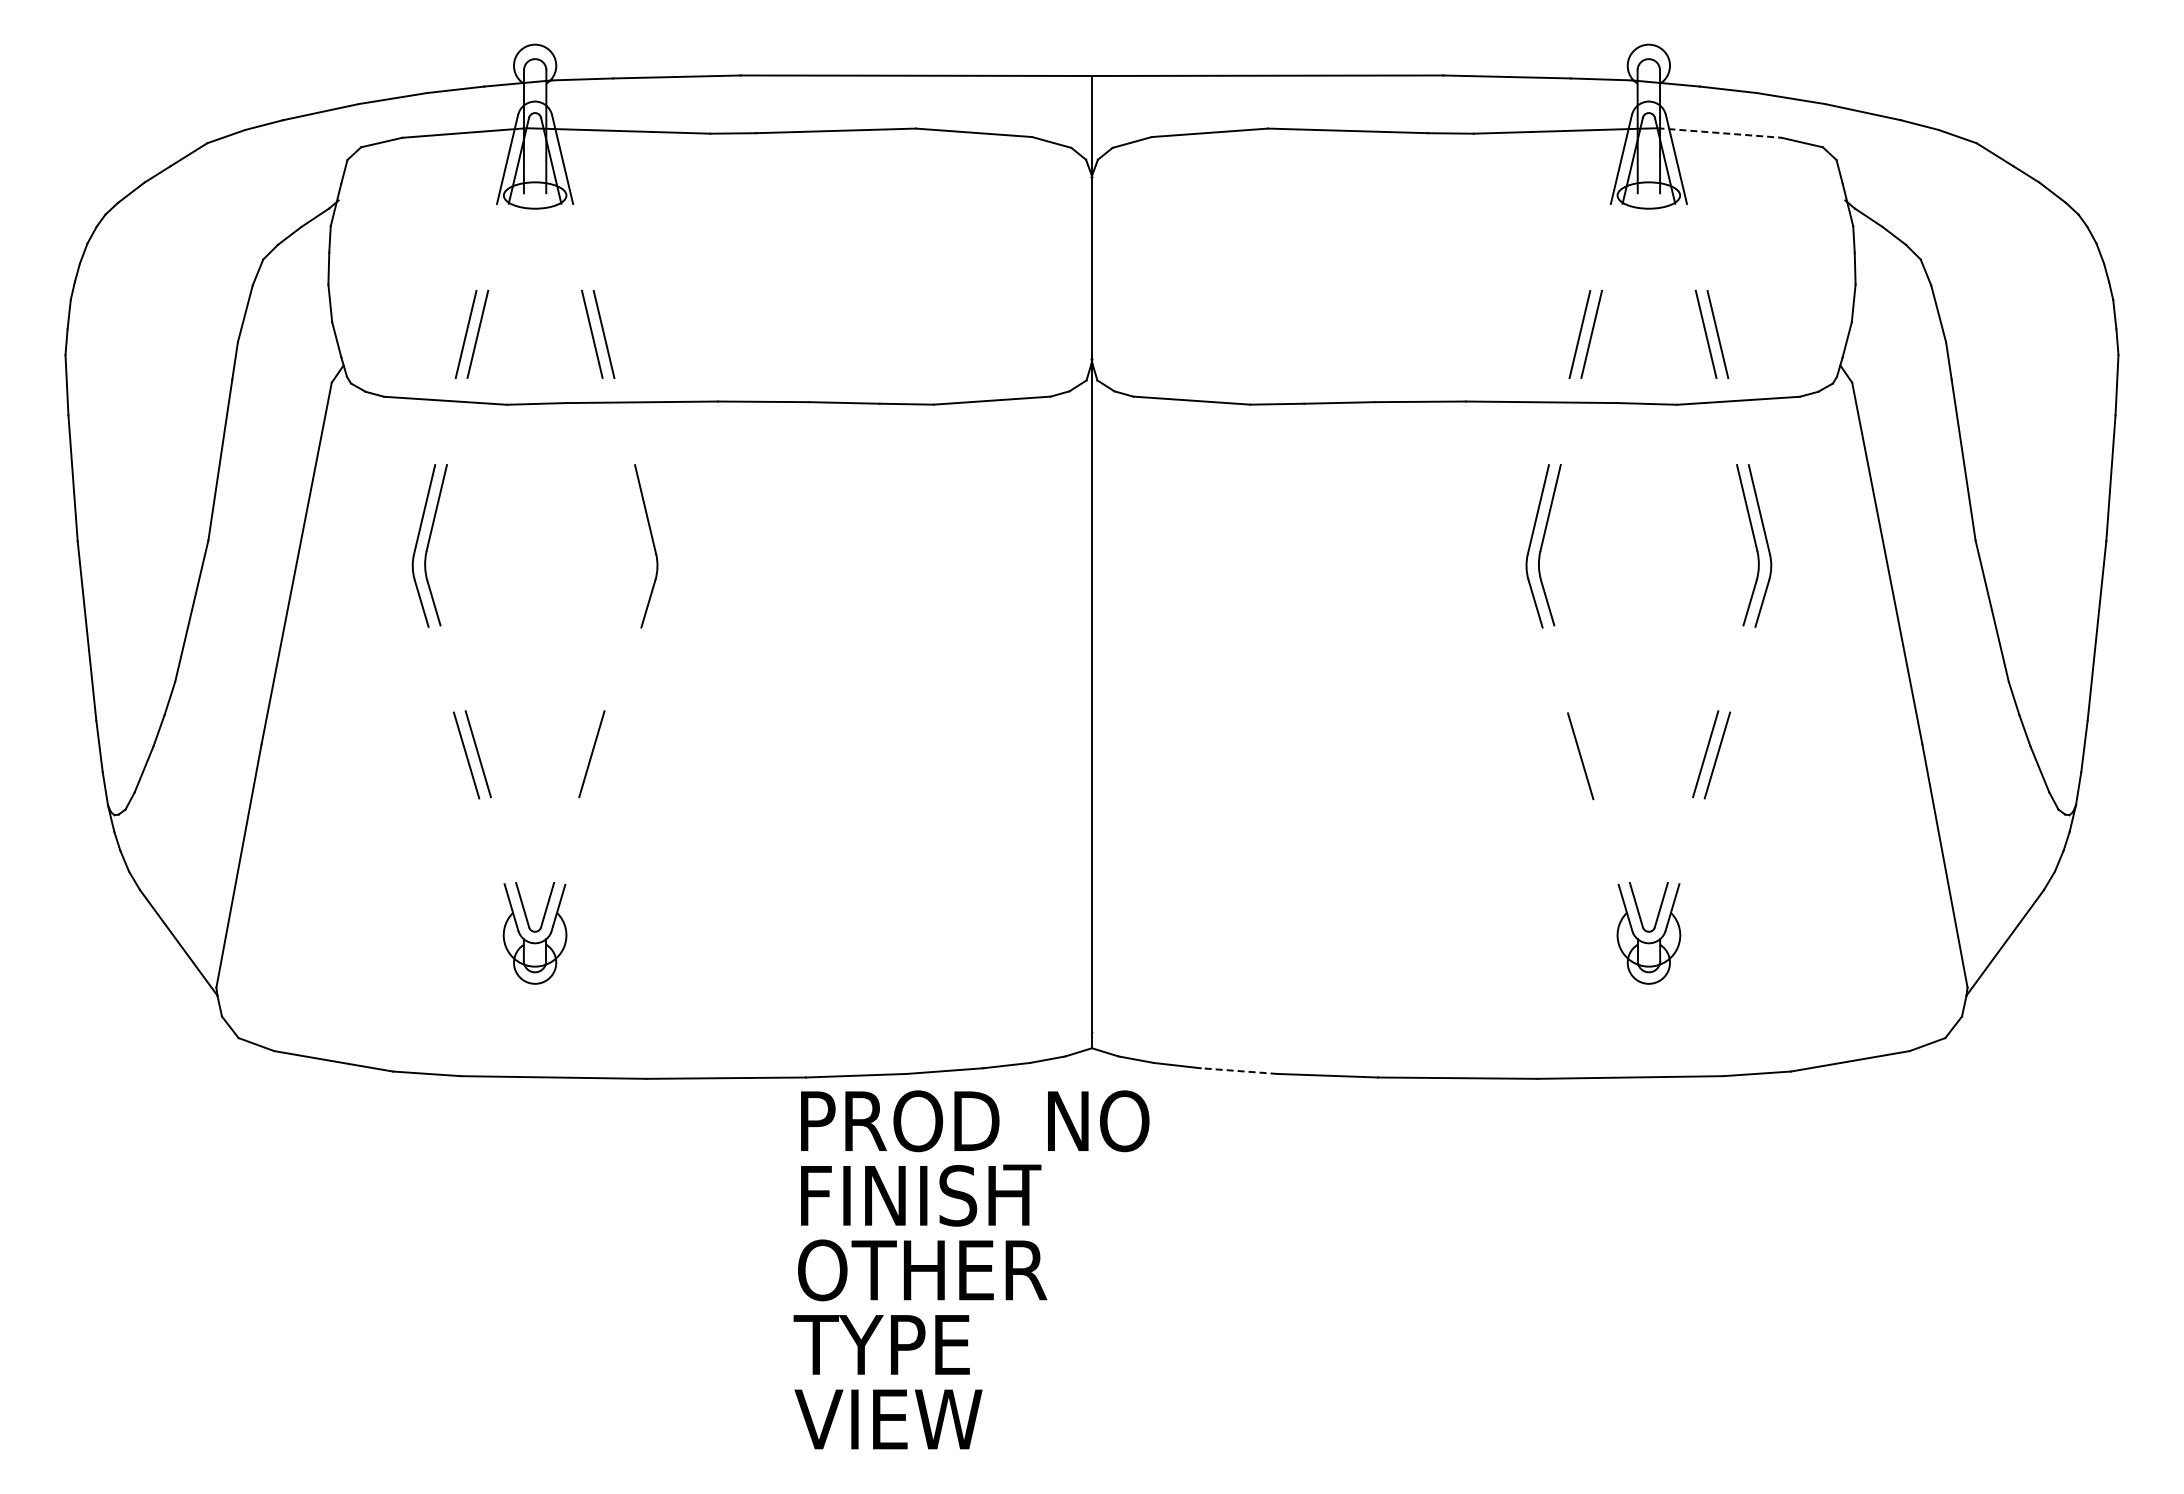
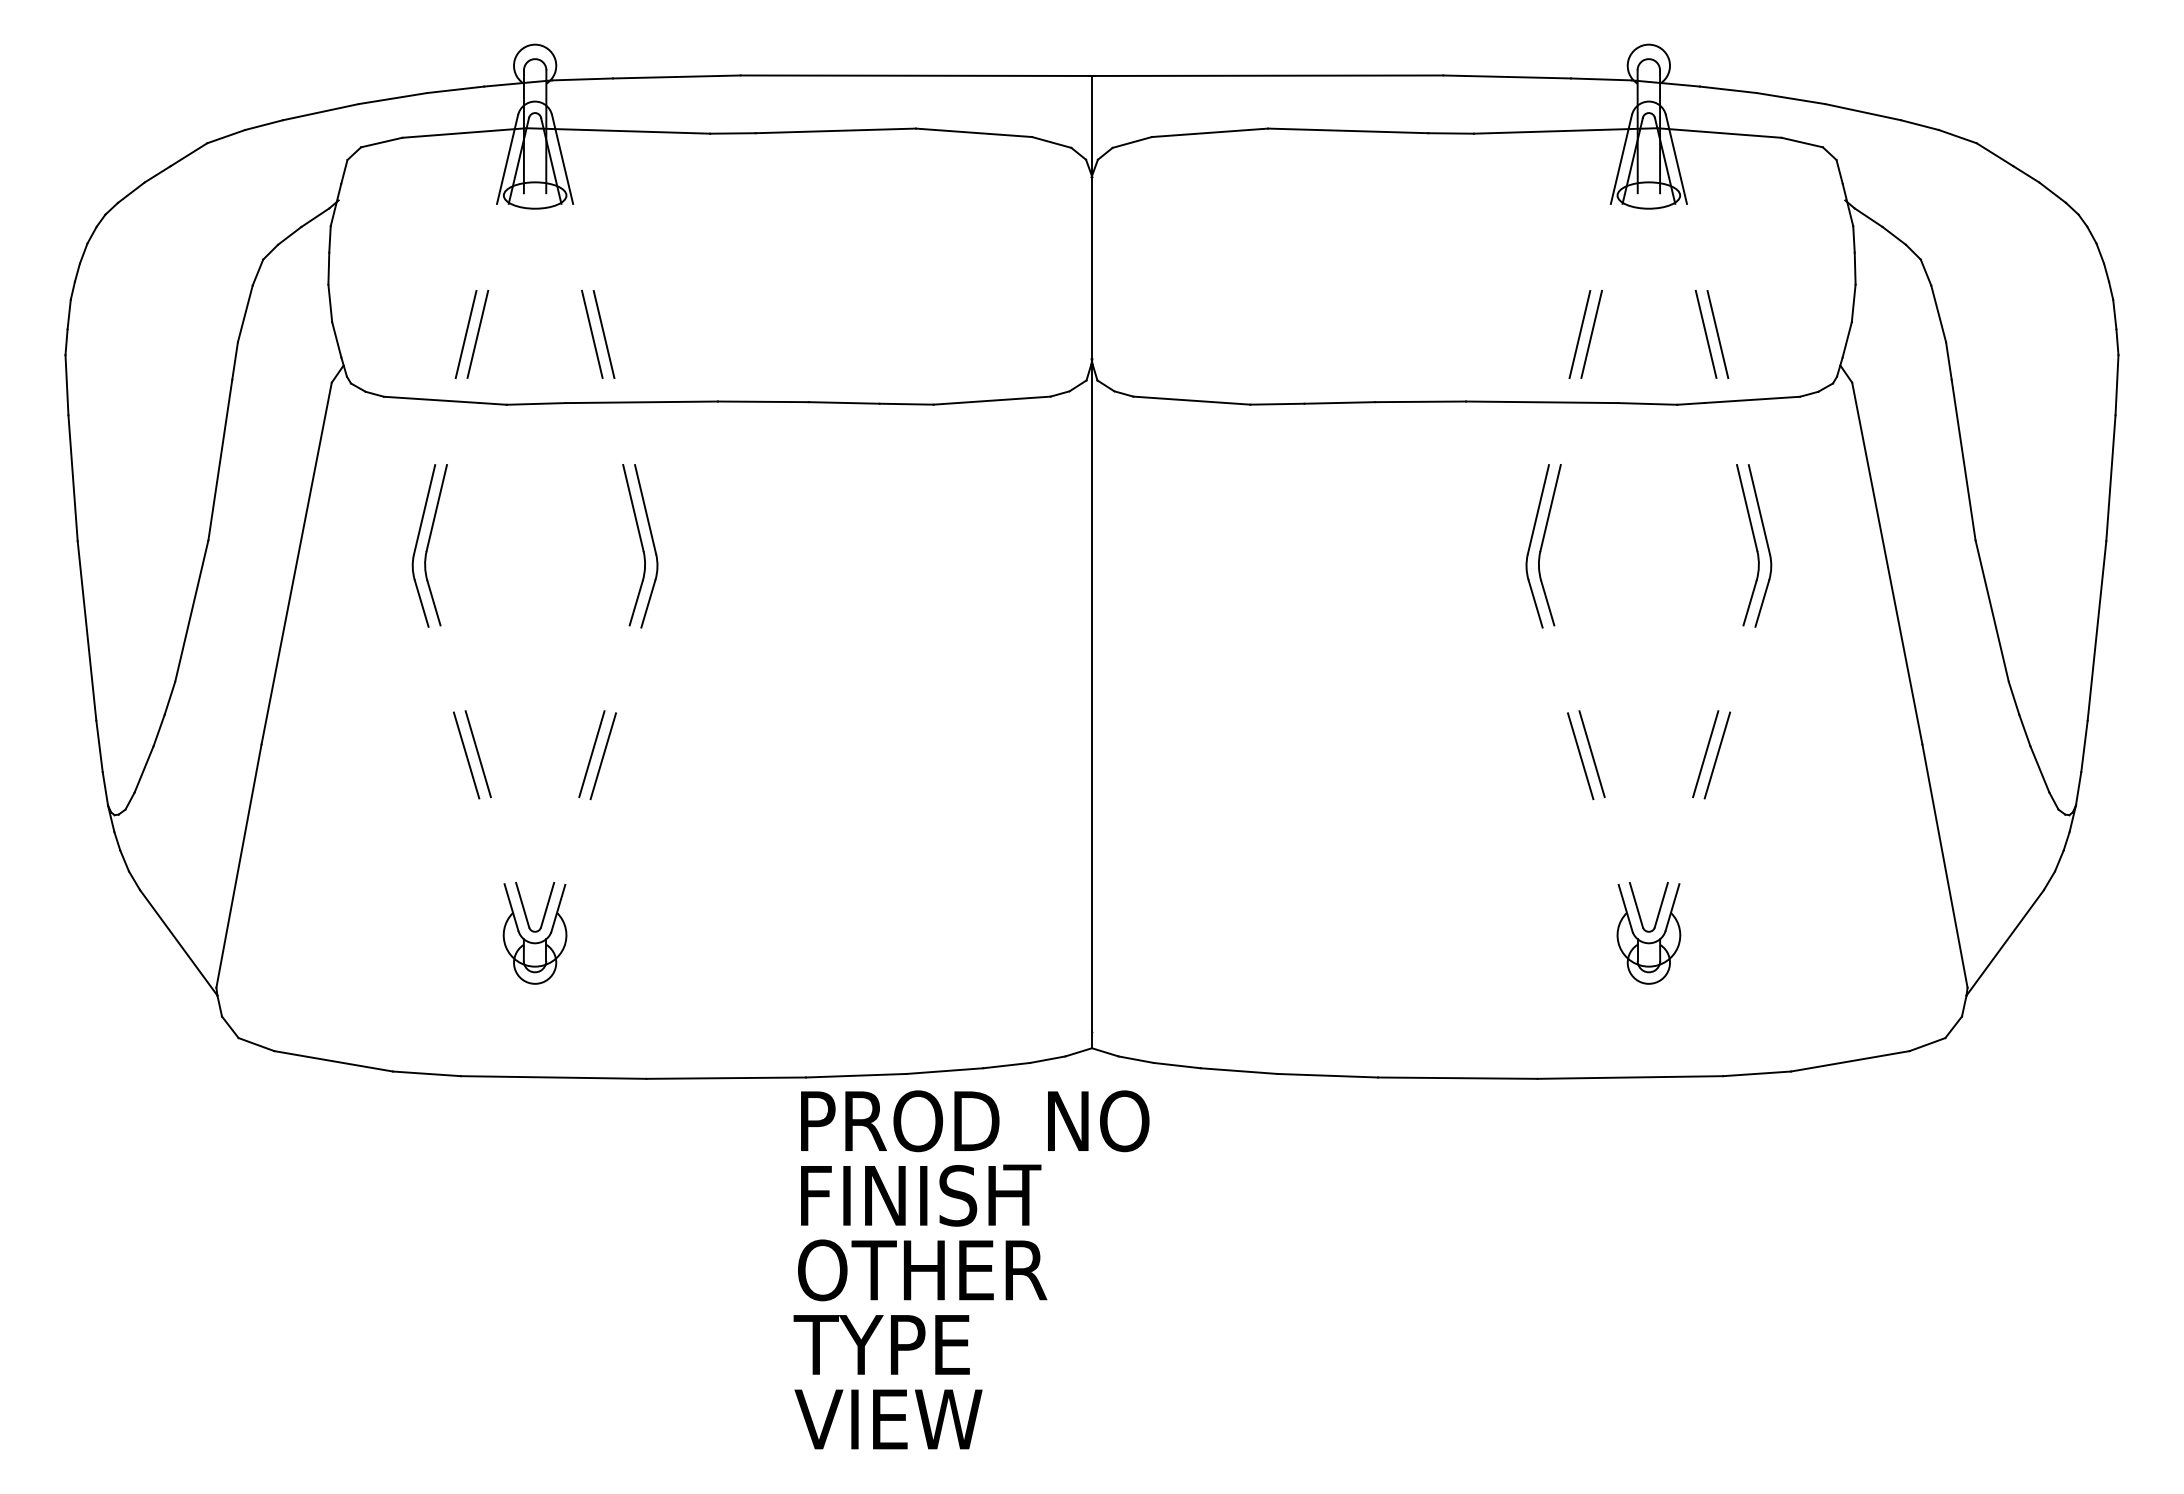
line: dashed -> solid (1719, 133)
part: none -> present (640, 543)
line: none -> present (1591, 754)
line: none -> present (603, 756)
line: dashed -> solid (1238, 1071)
